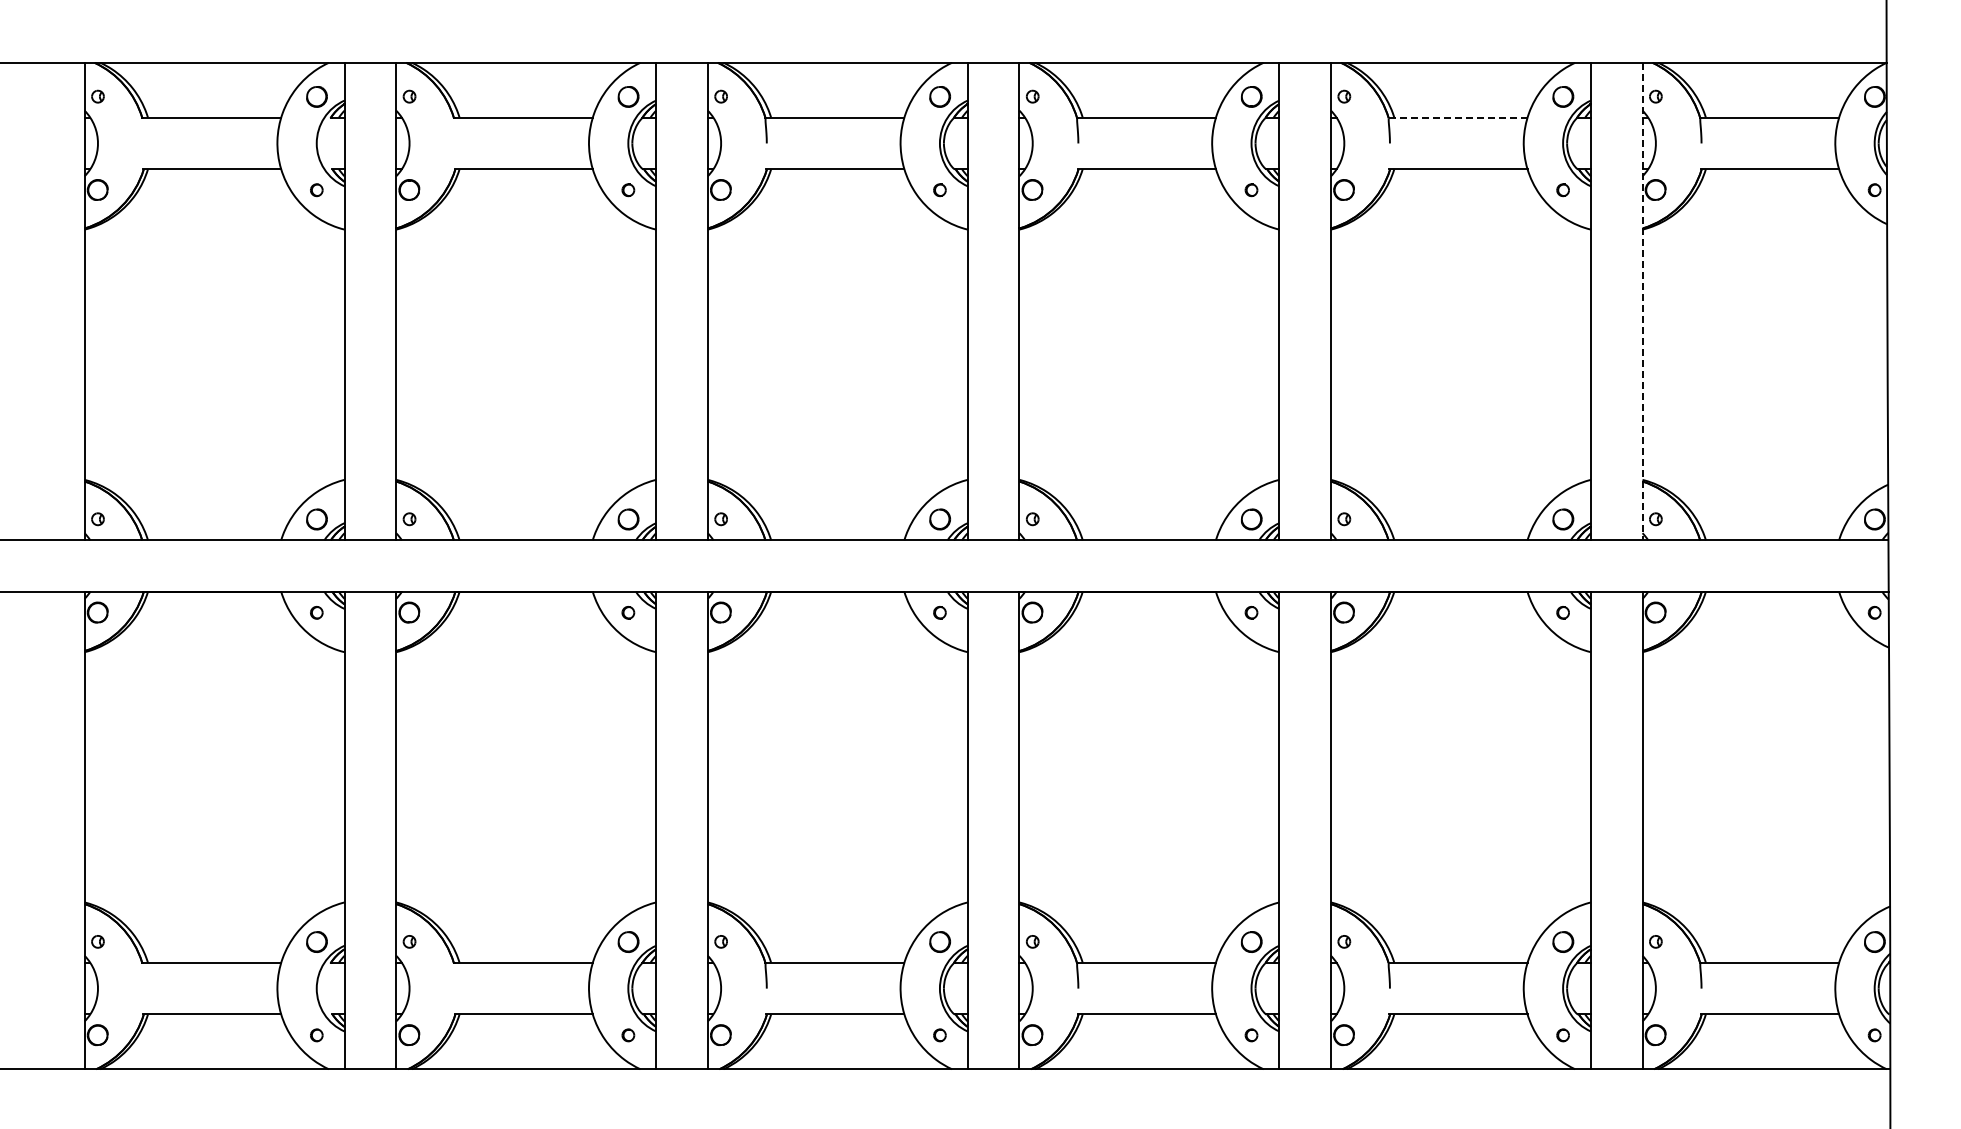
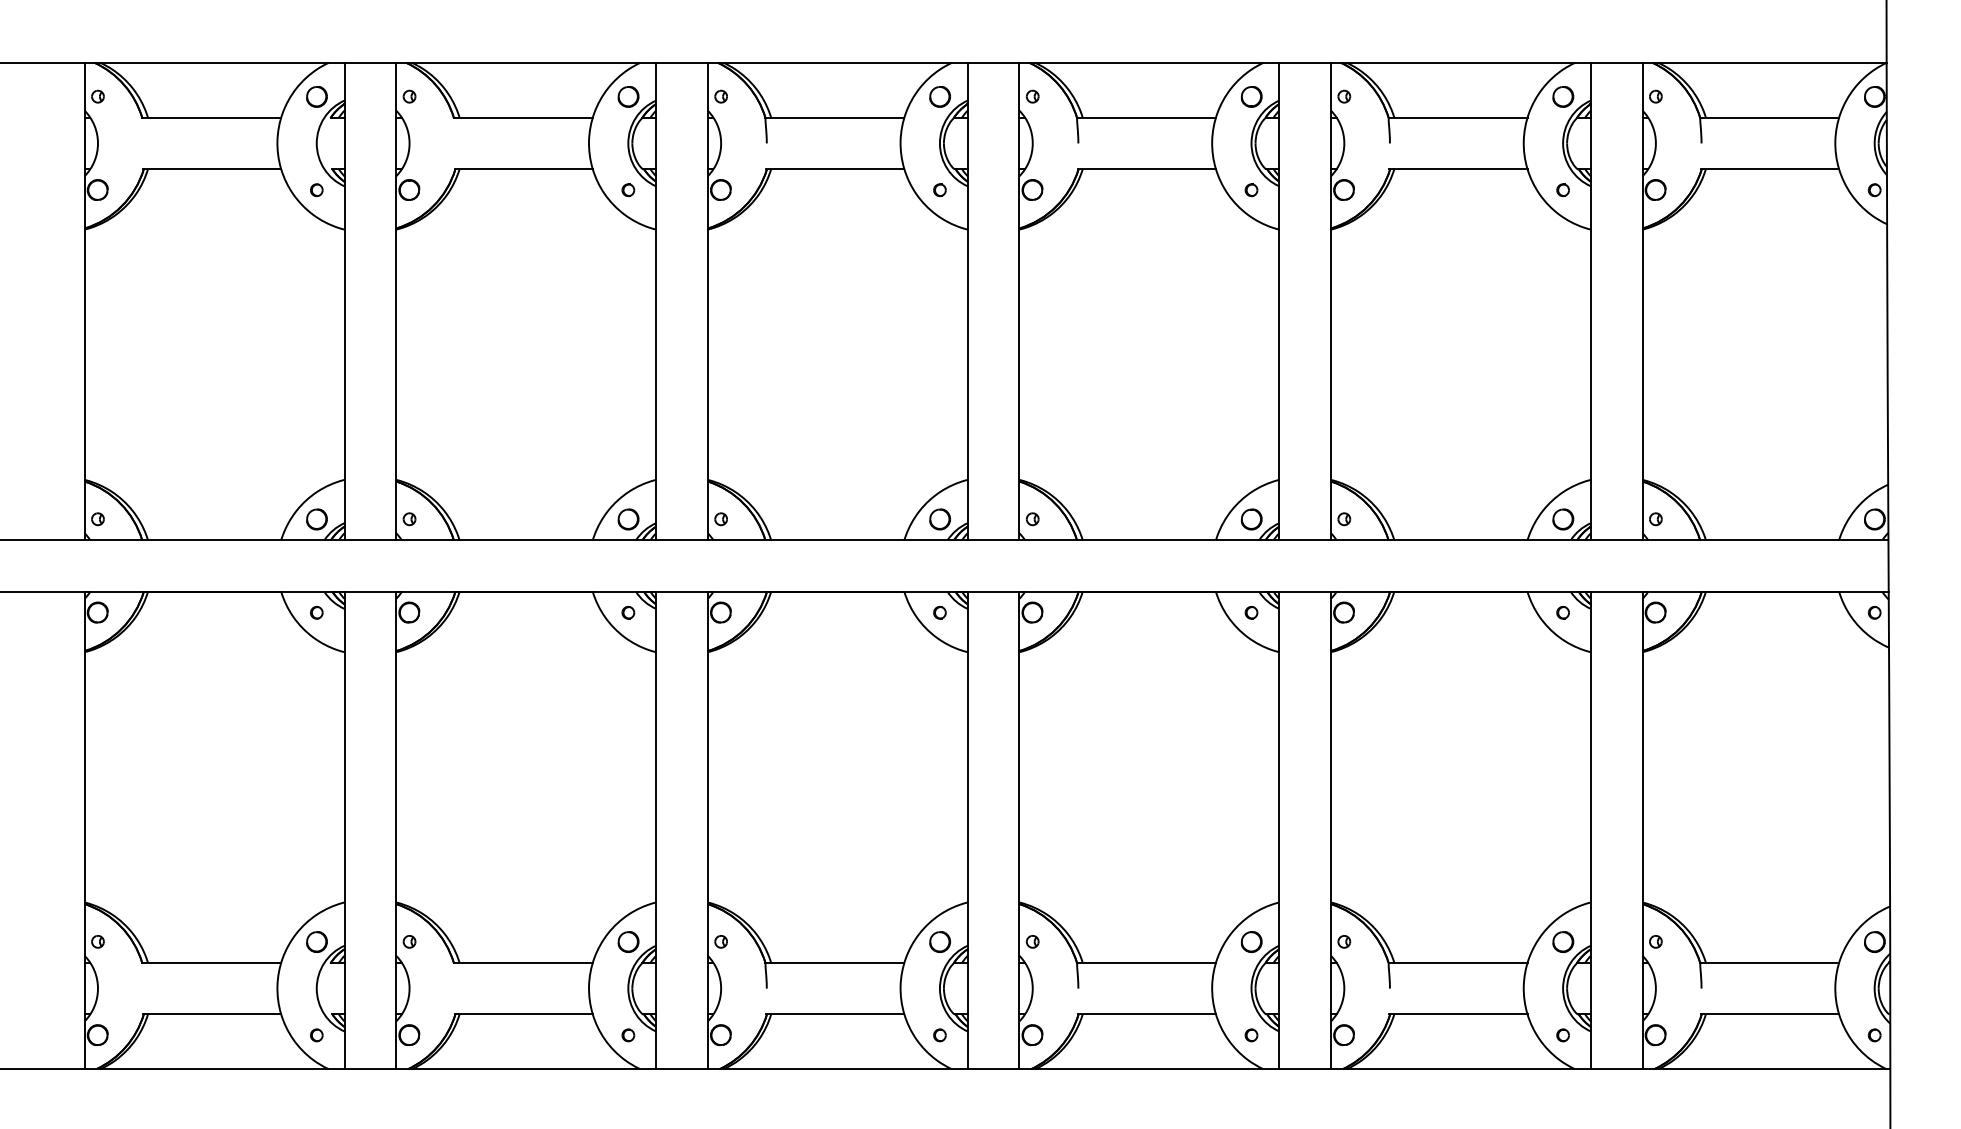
line: dashed -> solid (1458, 117)
line: dashed -> solid (1642, 301)
